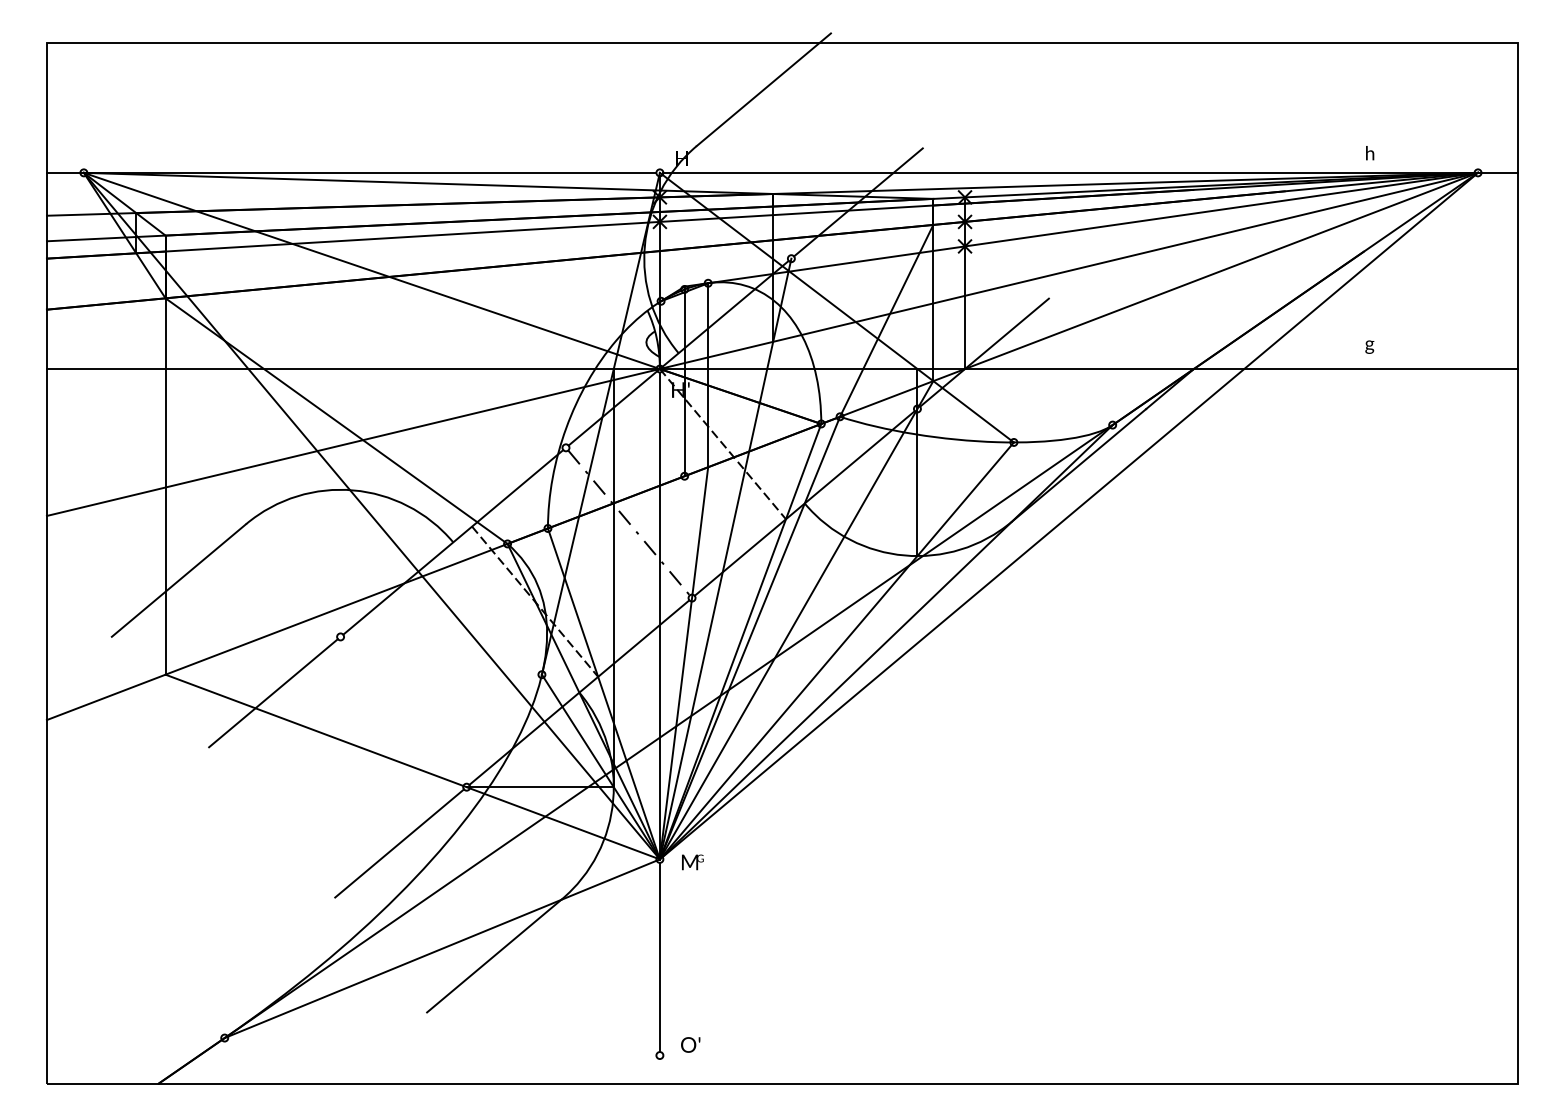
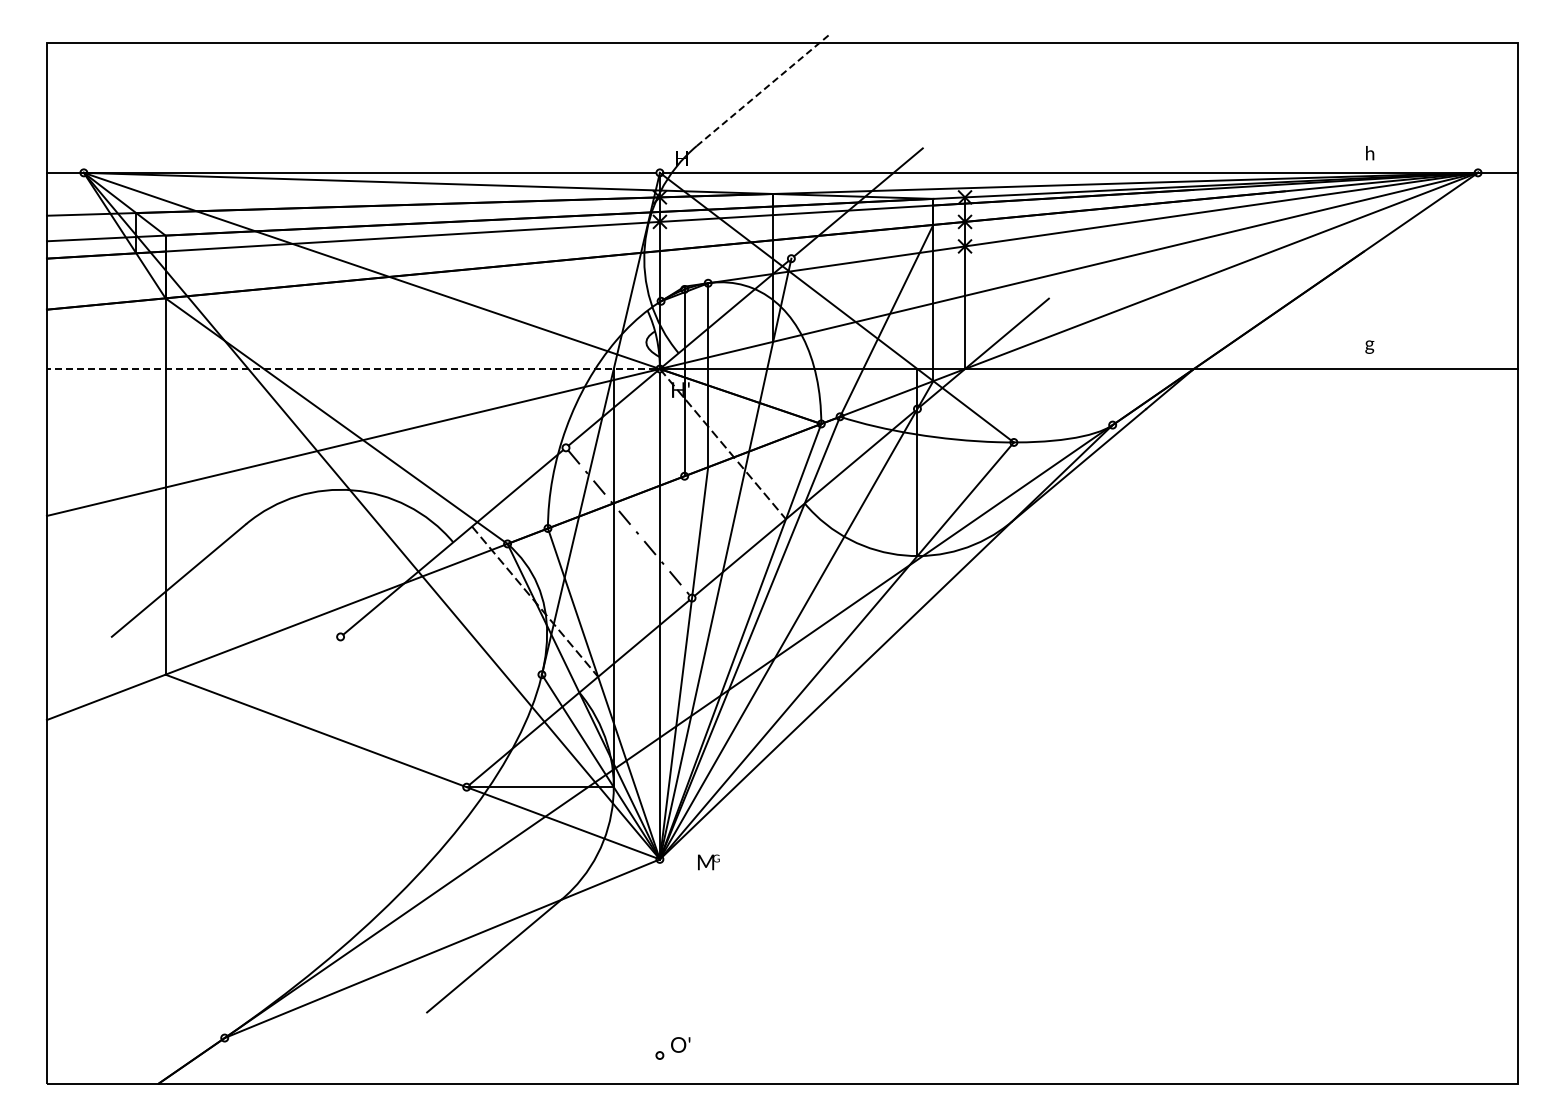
line: solid -> dashed (763, 89)
line: solid -> dashed (351, 369)
line: present -> none (1068, 516)
line: present -> none (273, 693)
line: present -> none (399, 843)
text position: (692, 862) -> (708, 862) (708, 862)
line: present -> none (659, 957)
text position: (690, 1044) -> (680, 1044) (680, 1044)
